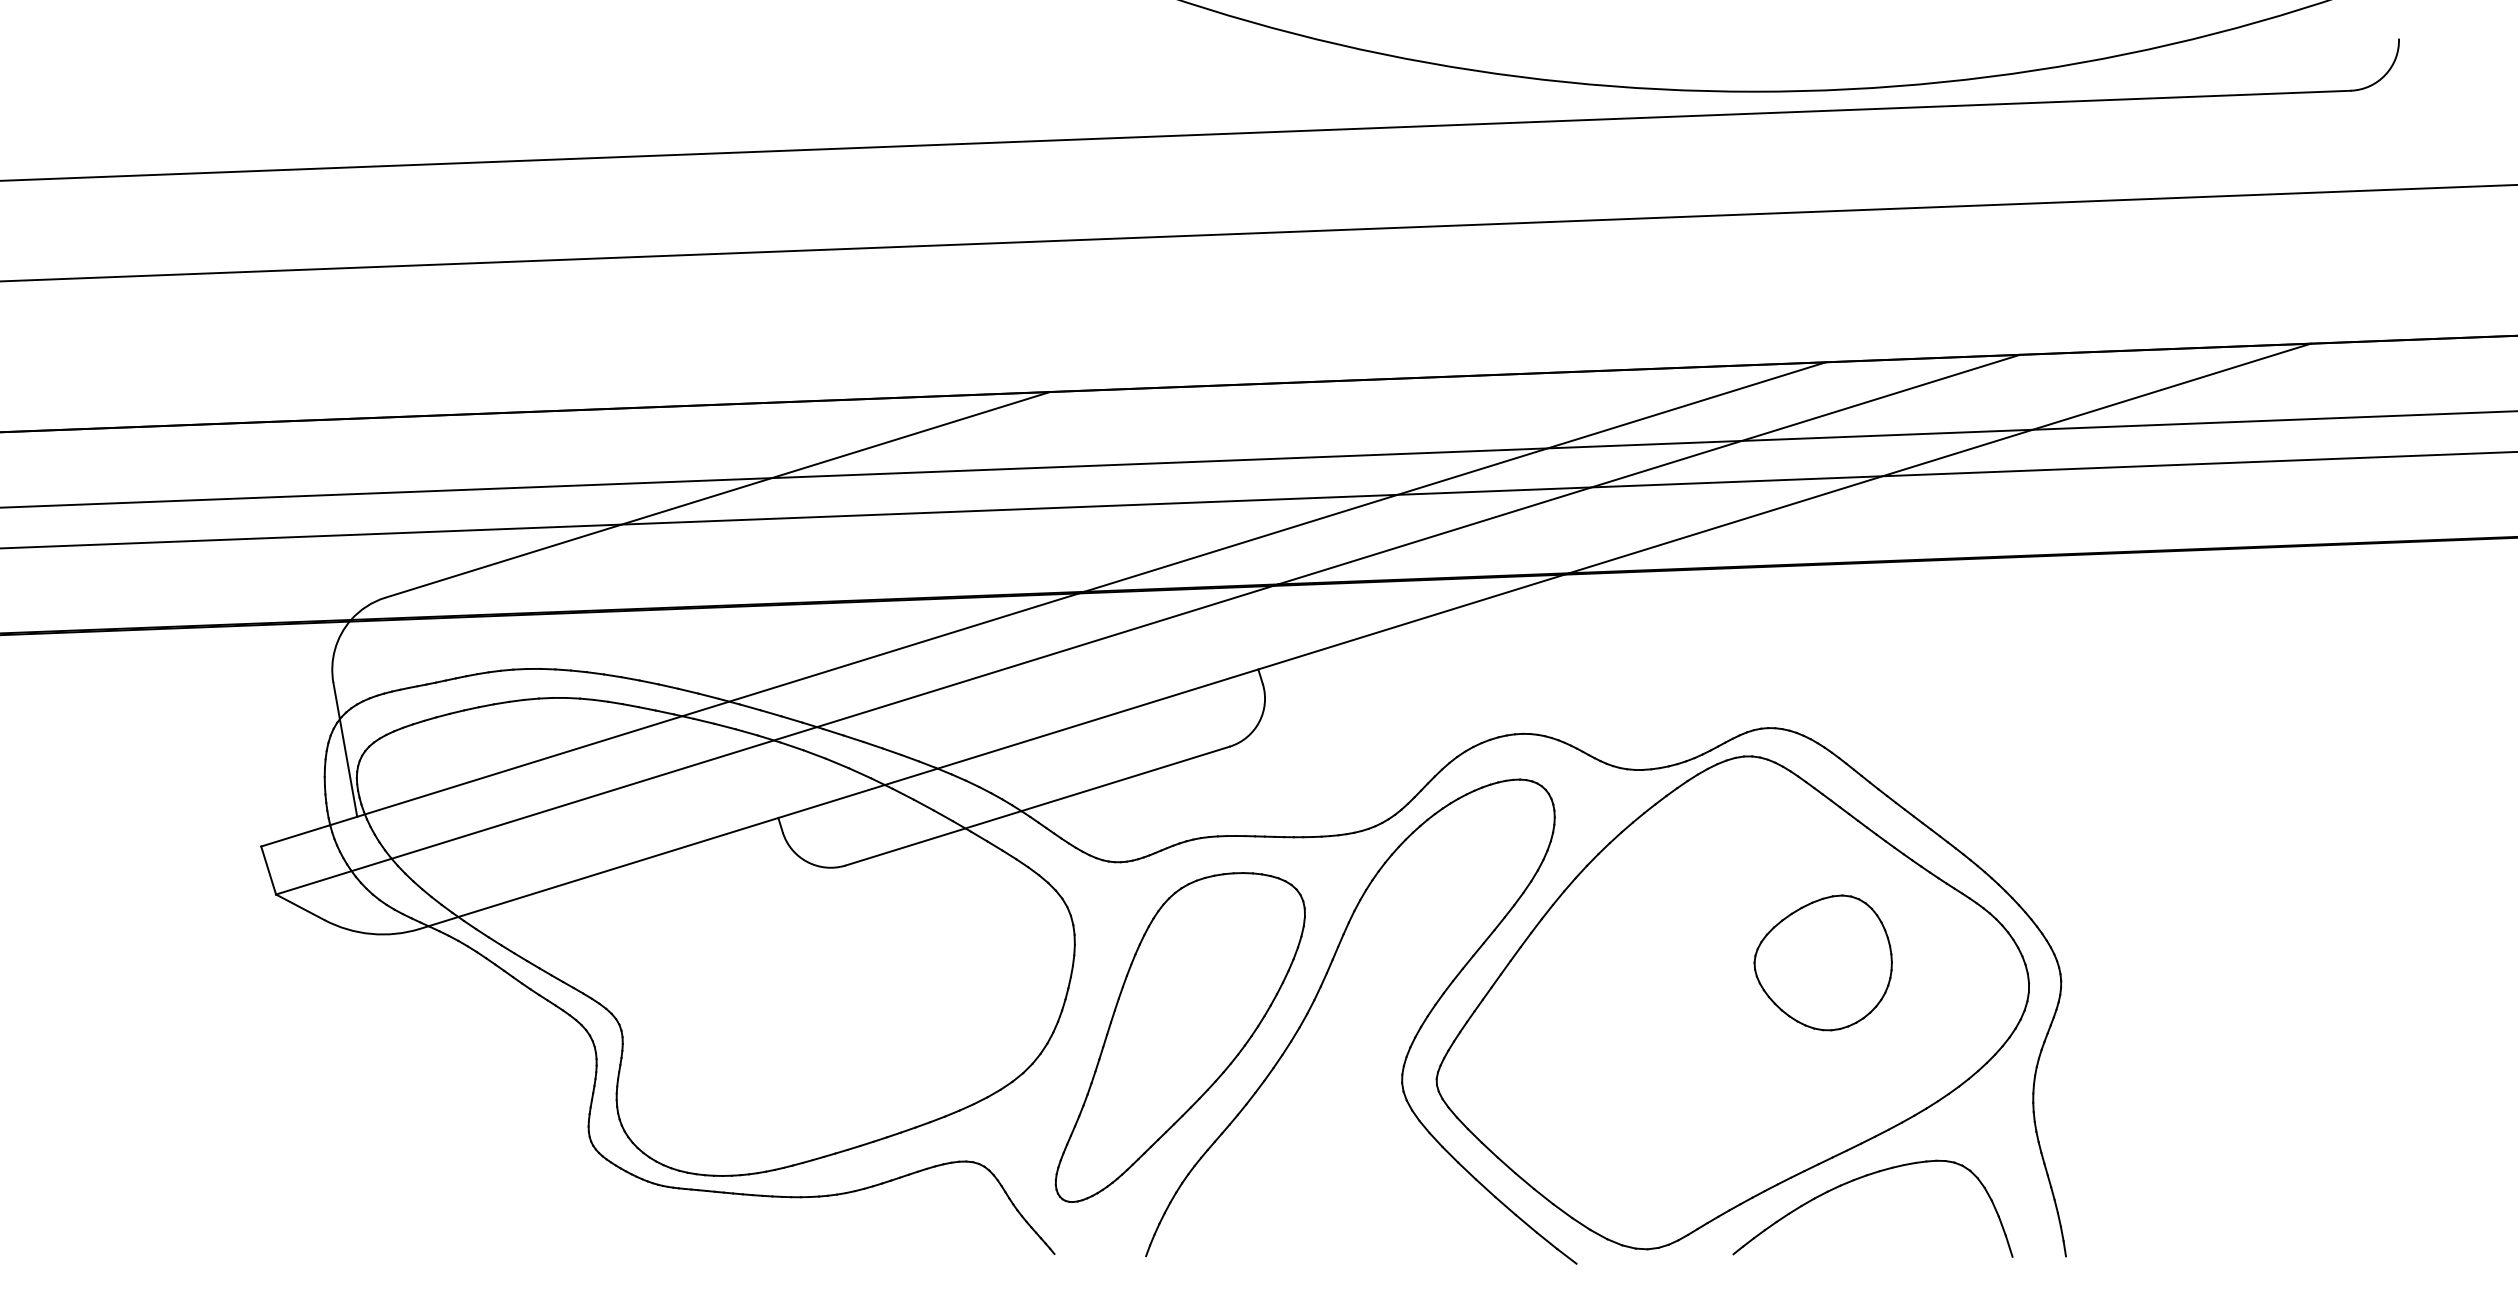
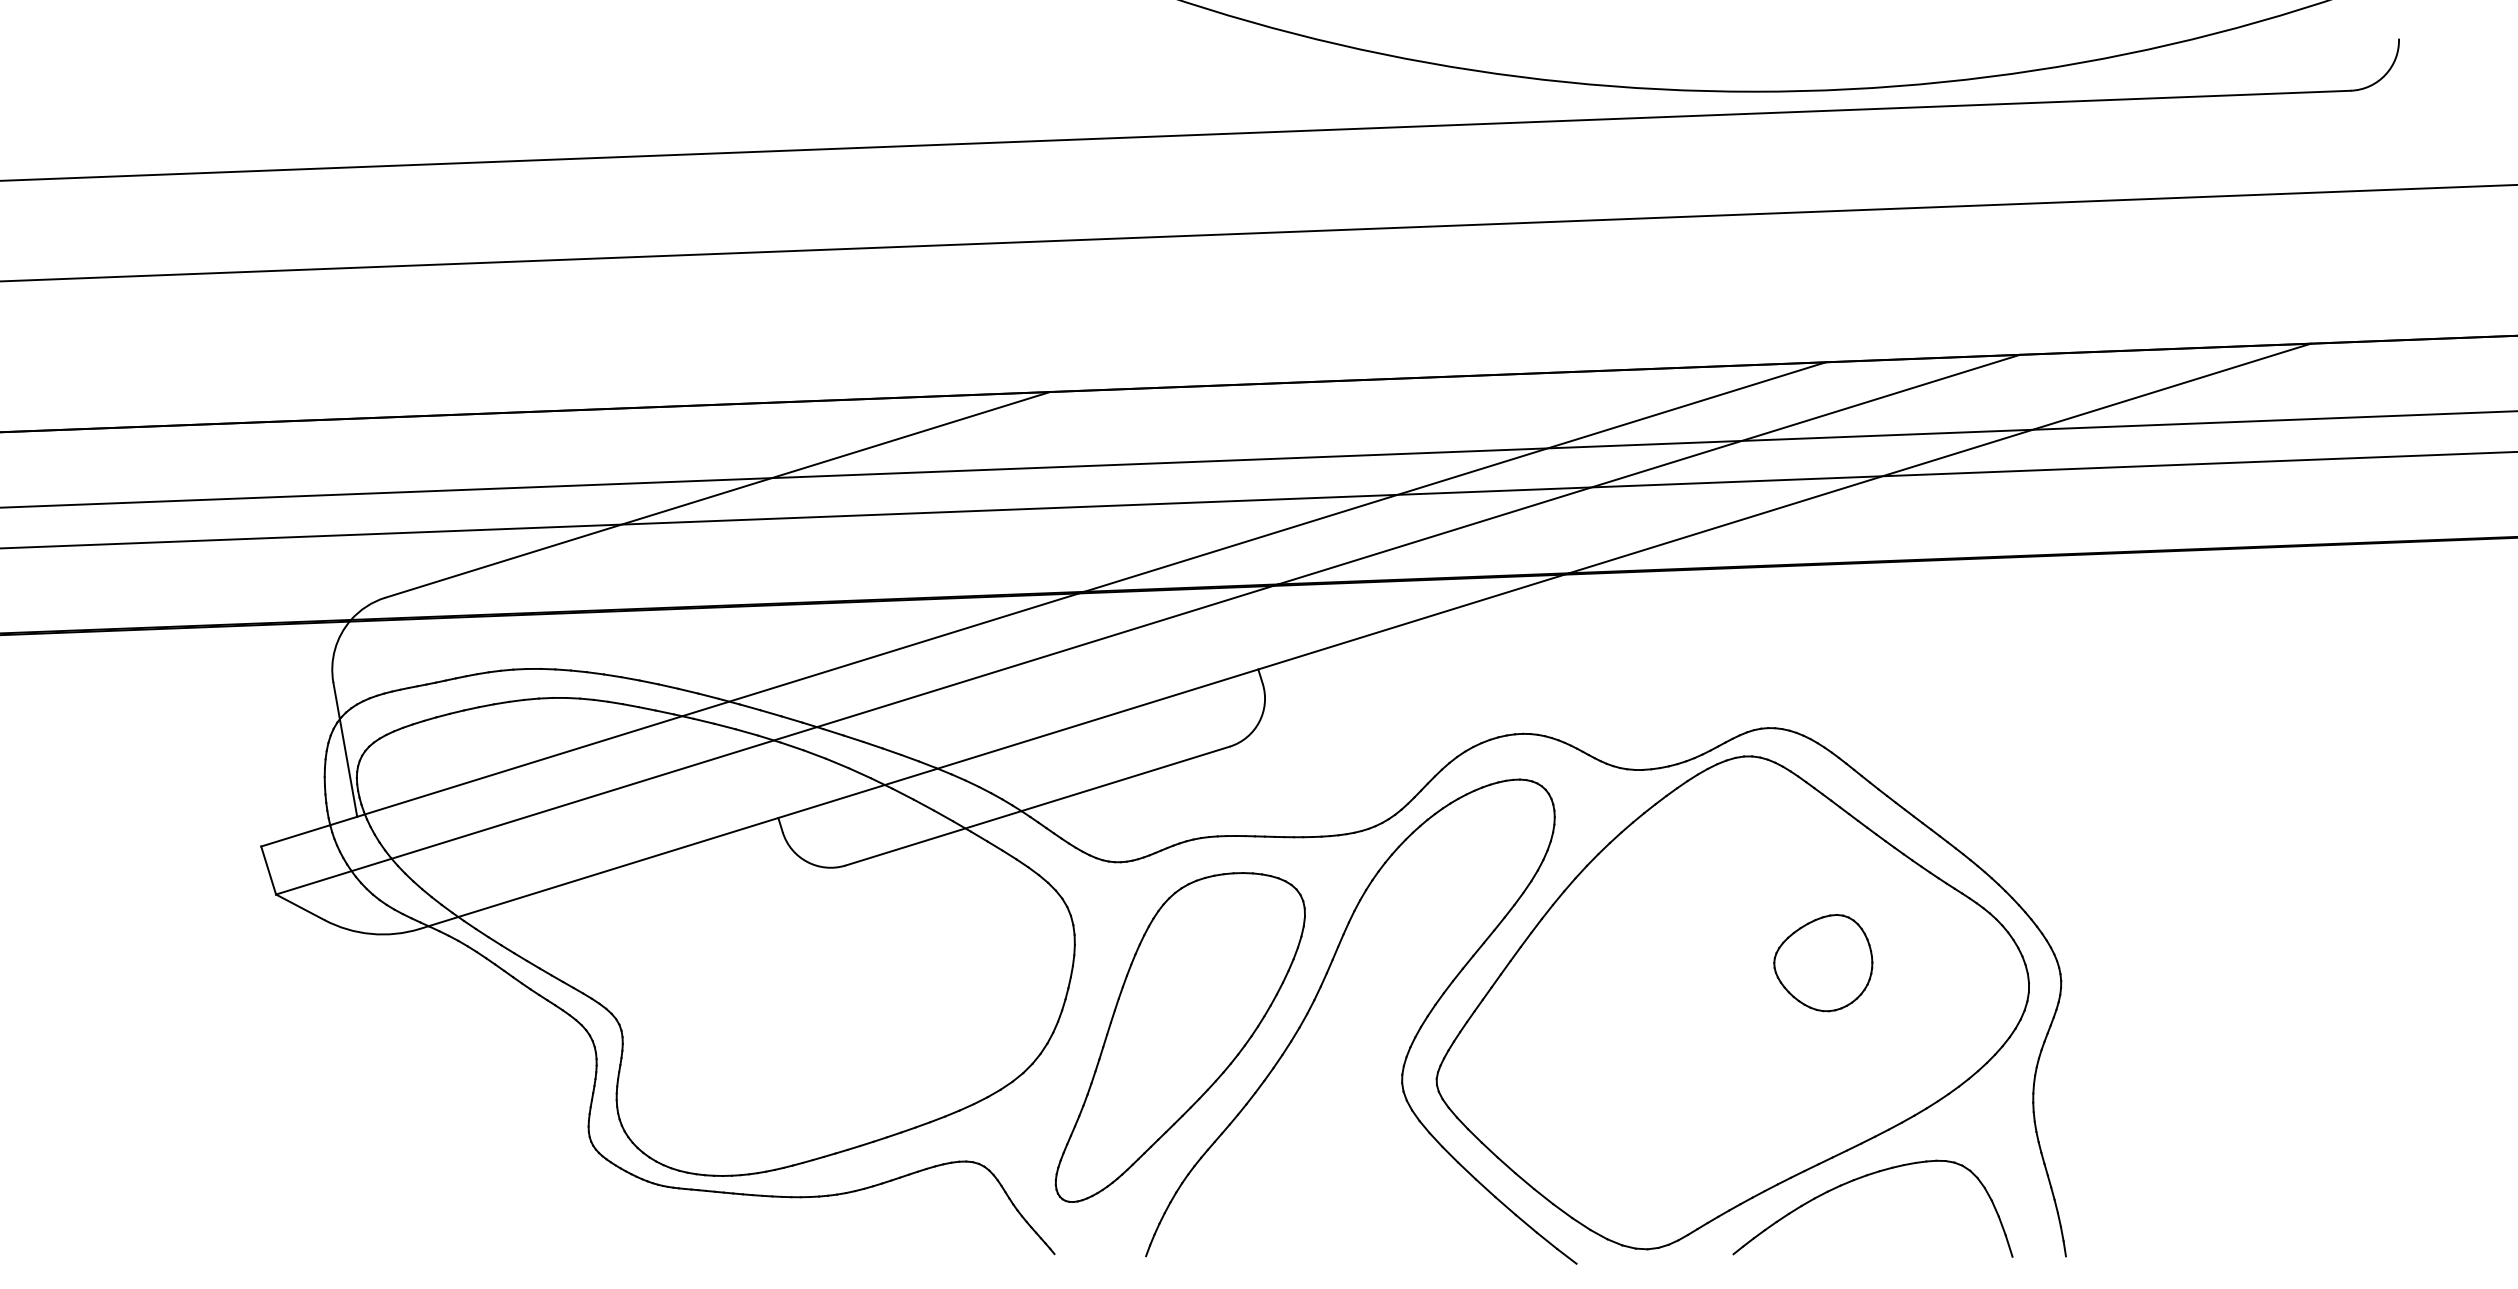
part size: 140x138 px -> 101x99 px (1823, 963)
